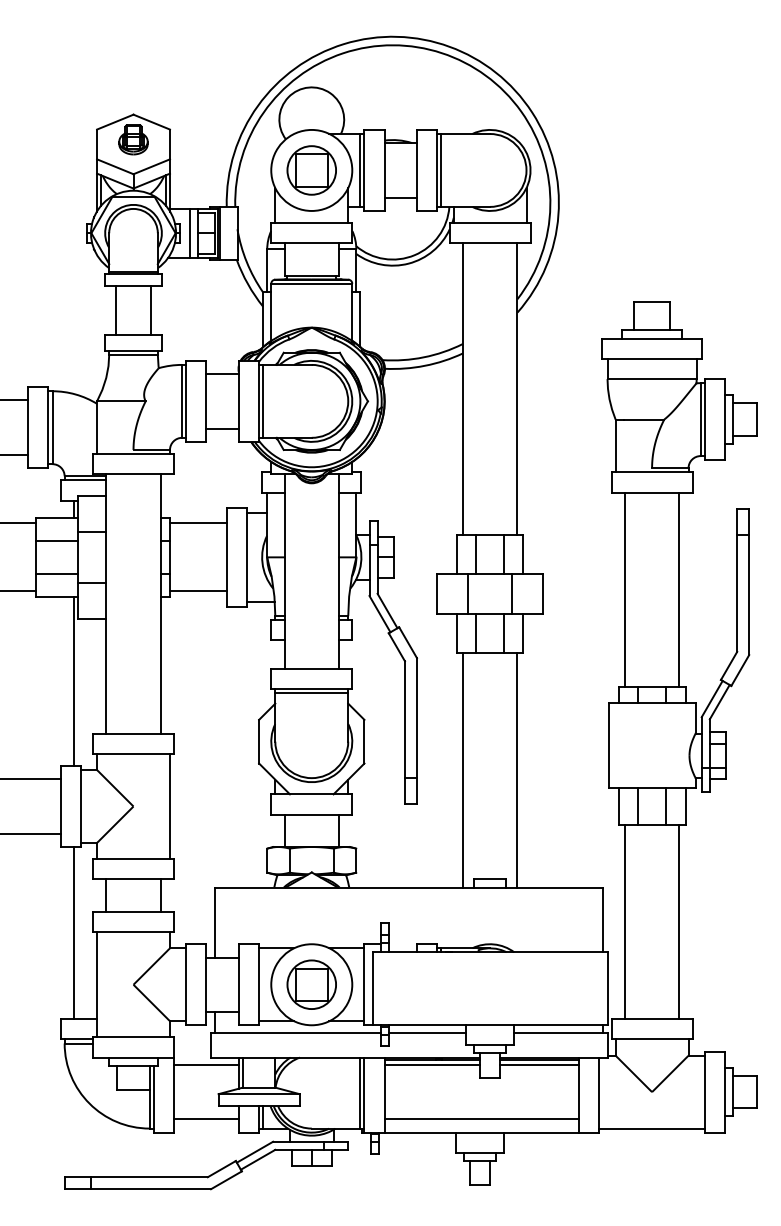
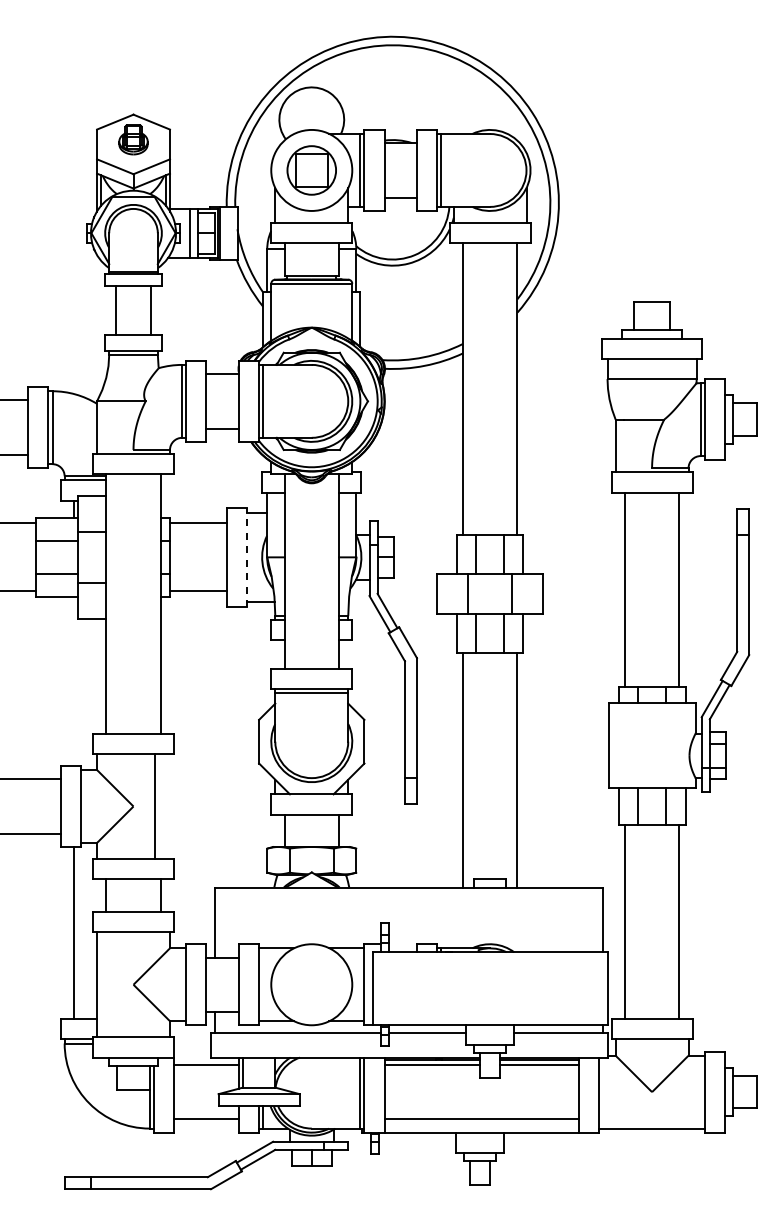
line: solid -> dashed (246, 557)
line: present -> none (73, 680)
line position: (169, 806) -> (154, 806) (154, 806)
part: present -> none (311, 984)
